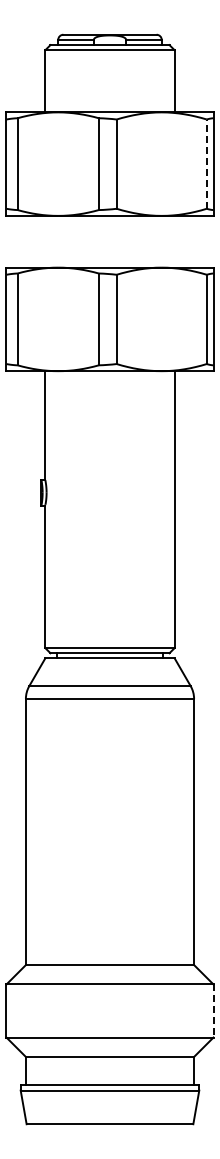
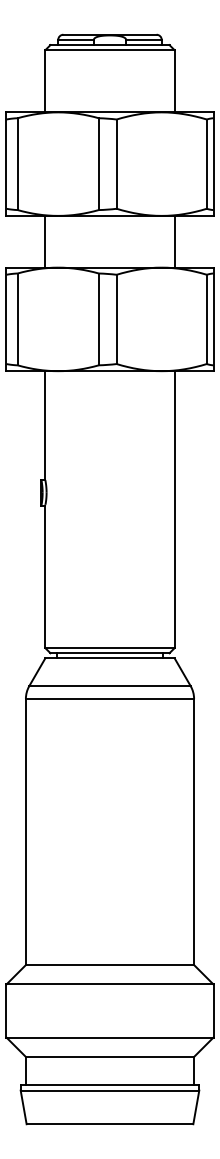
line: dashed -> solid (206, 164)
line: none -> present (45, 241)
line: none -> present (174, 241)
line: dashed -> solid (213, 1011)
